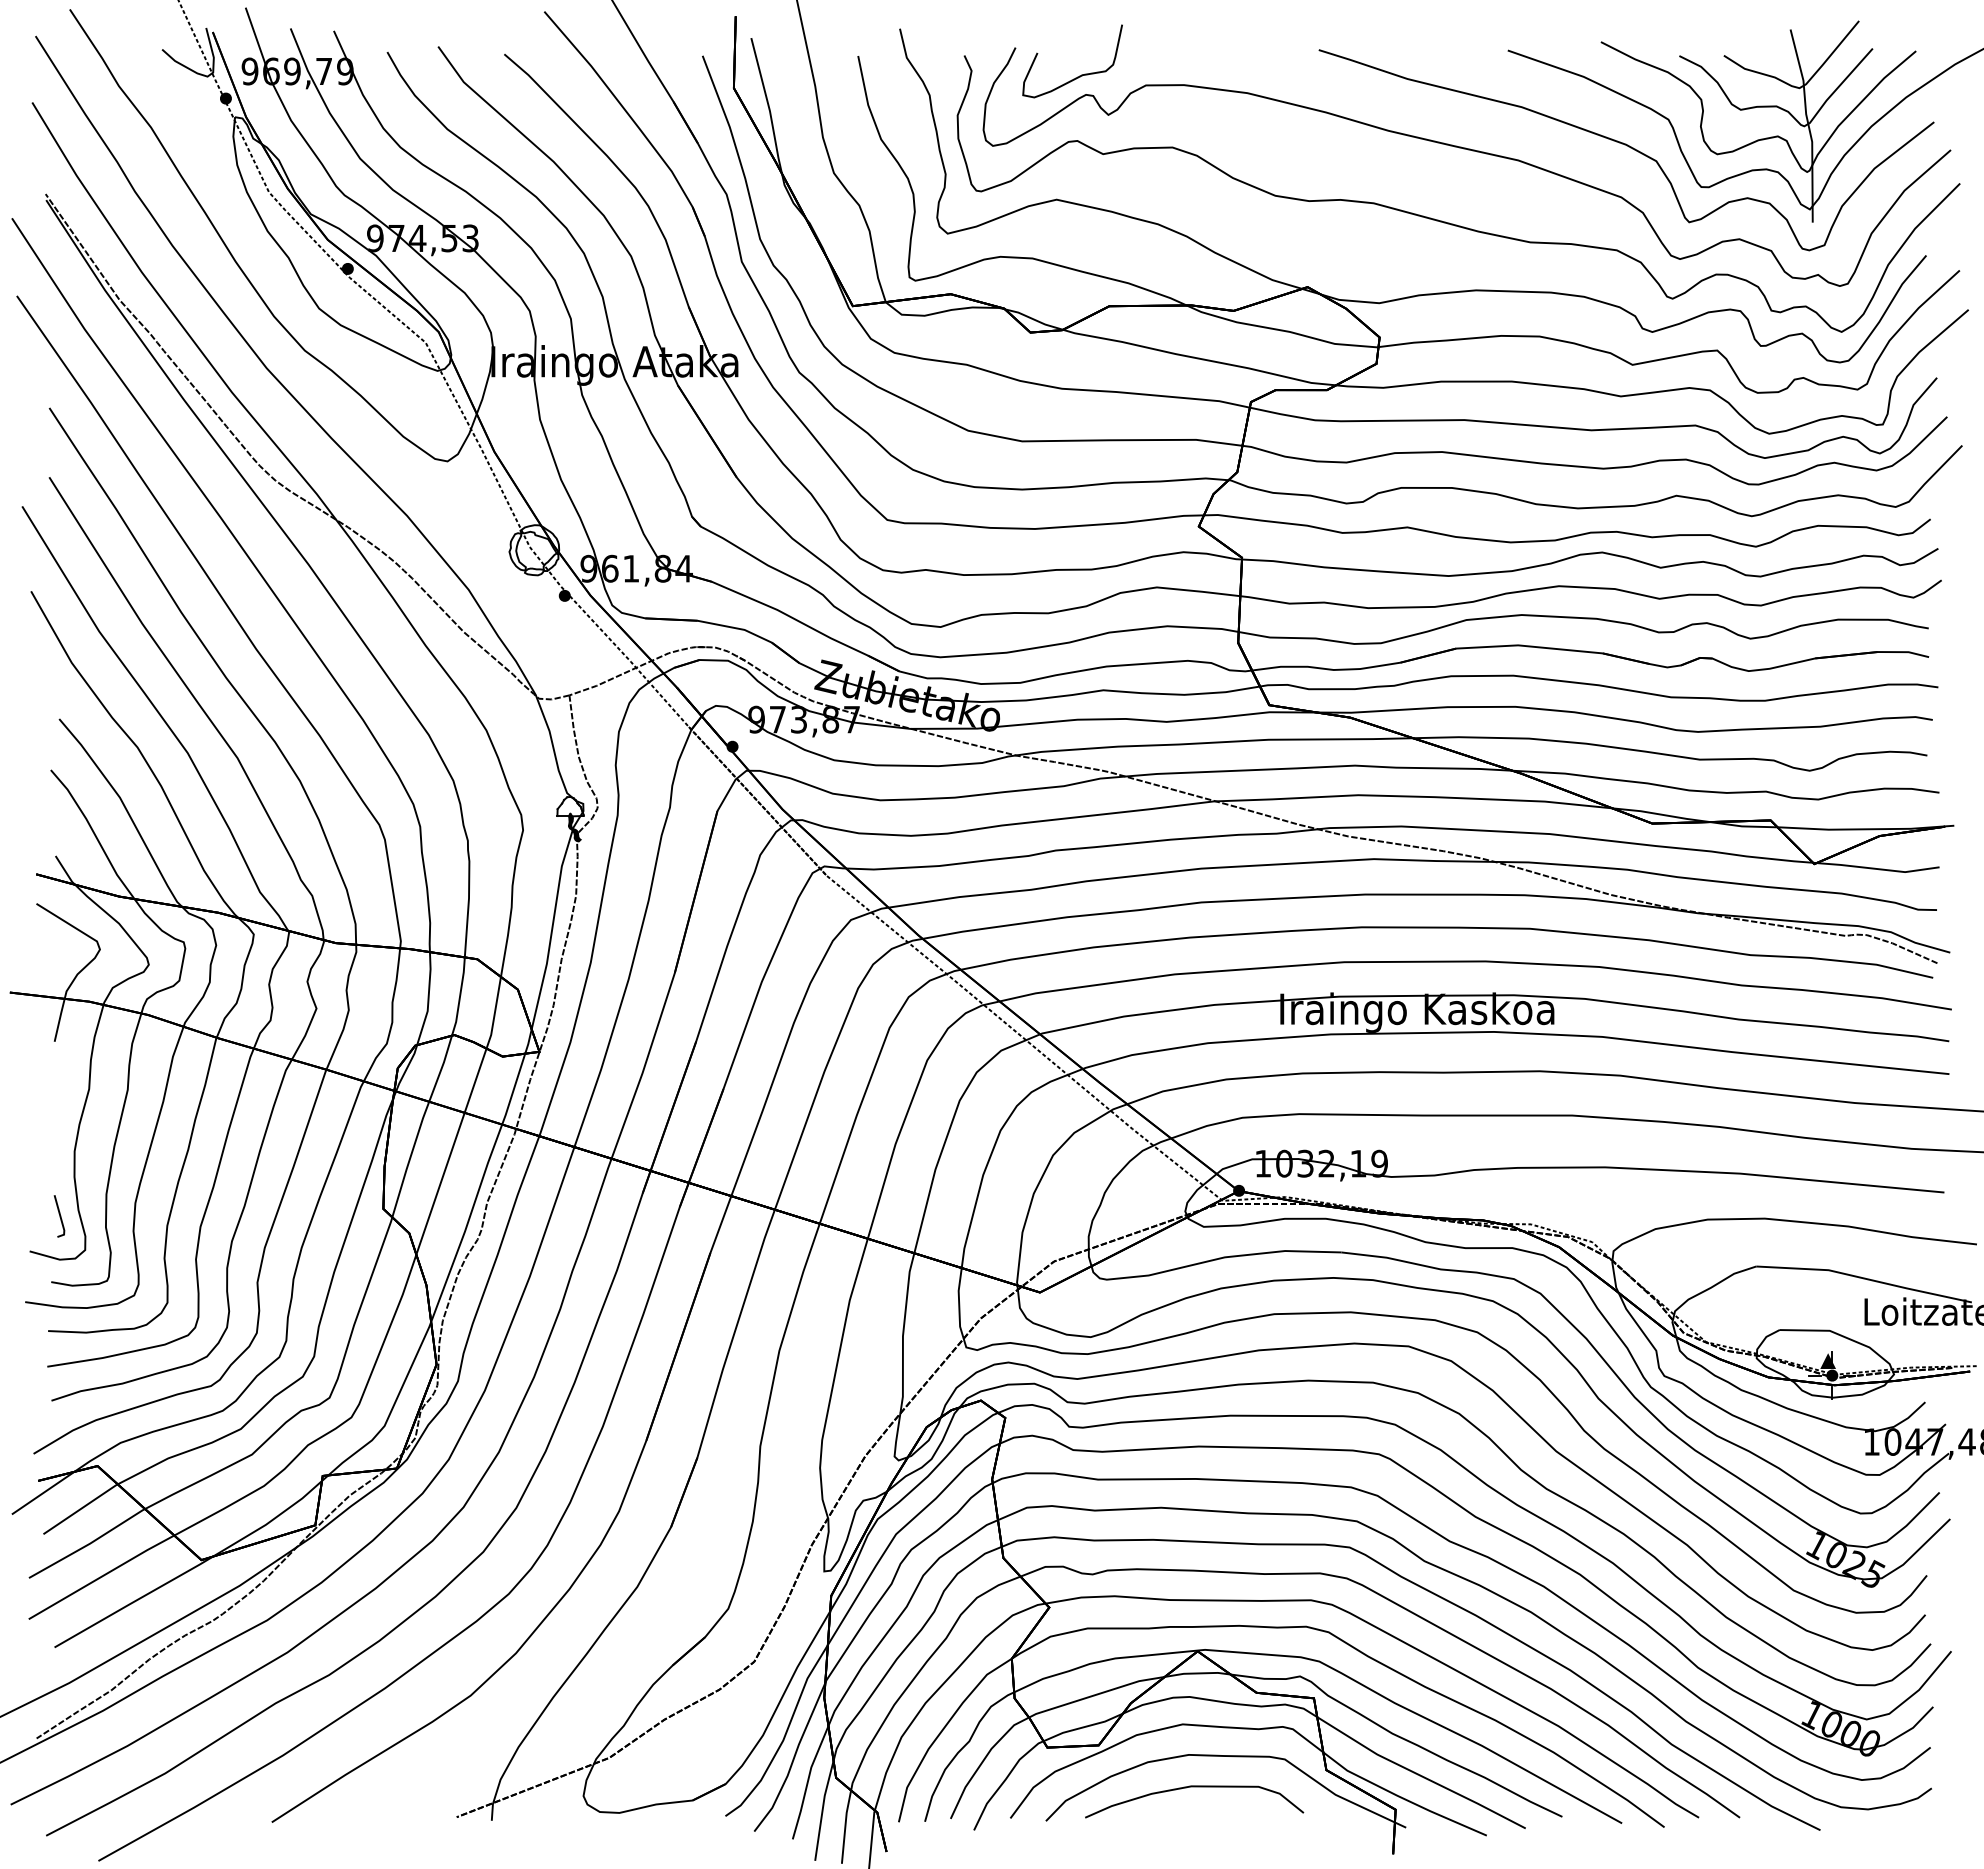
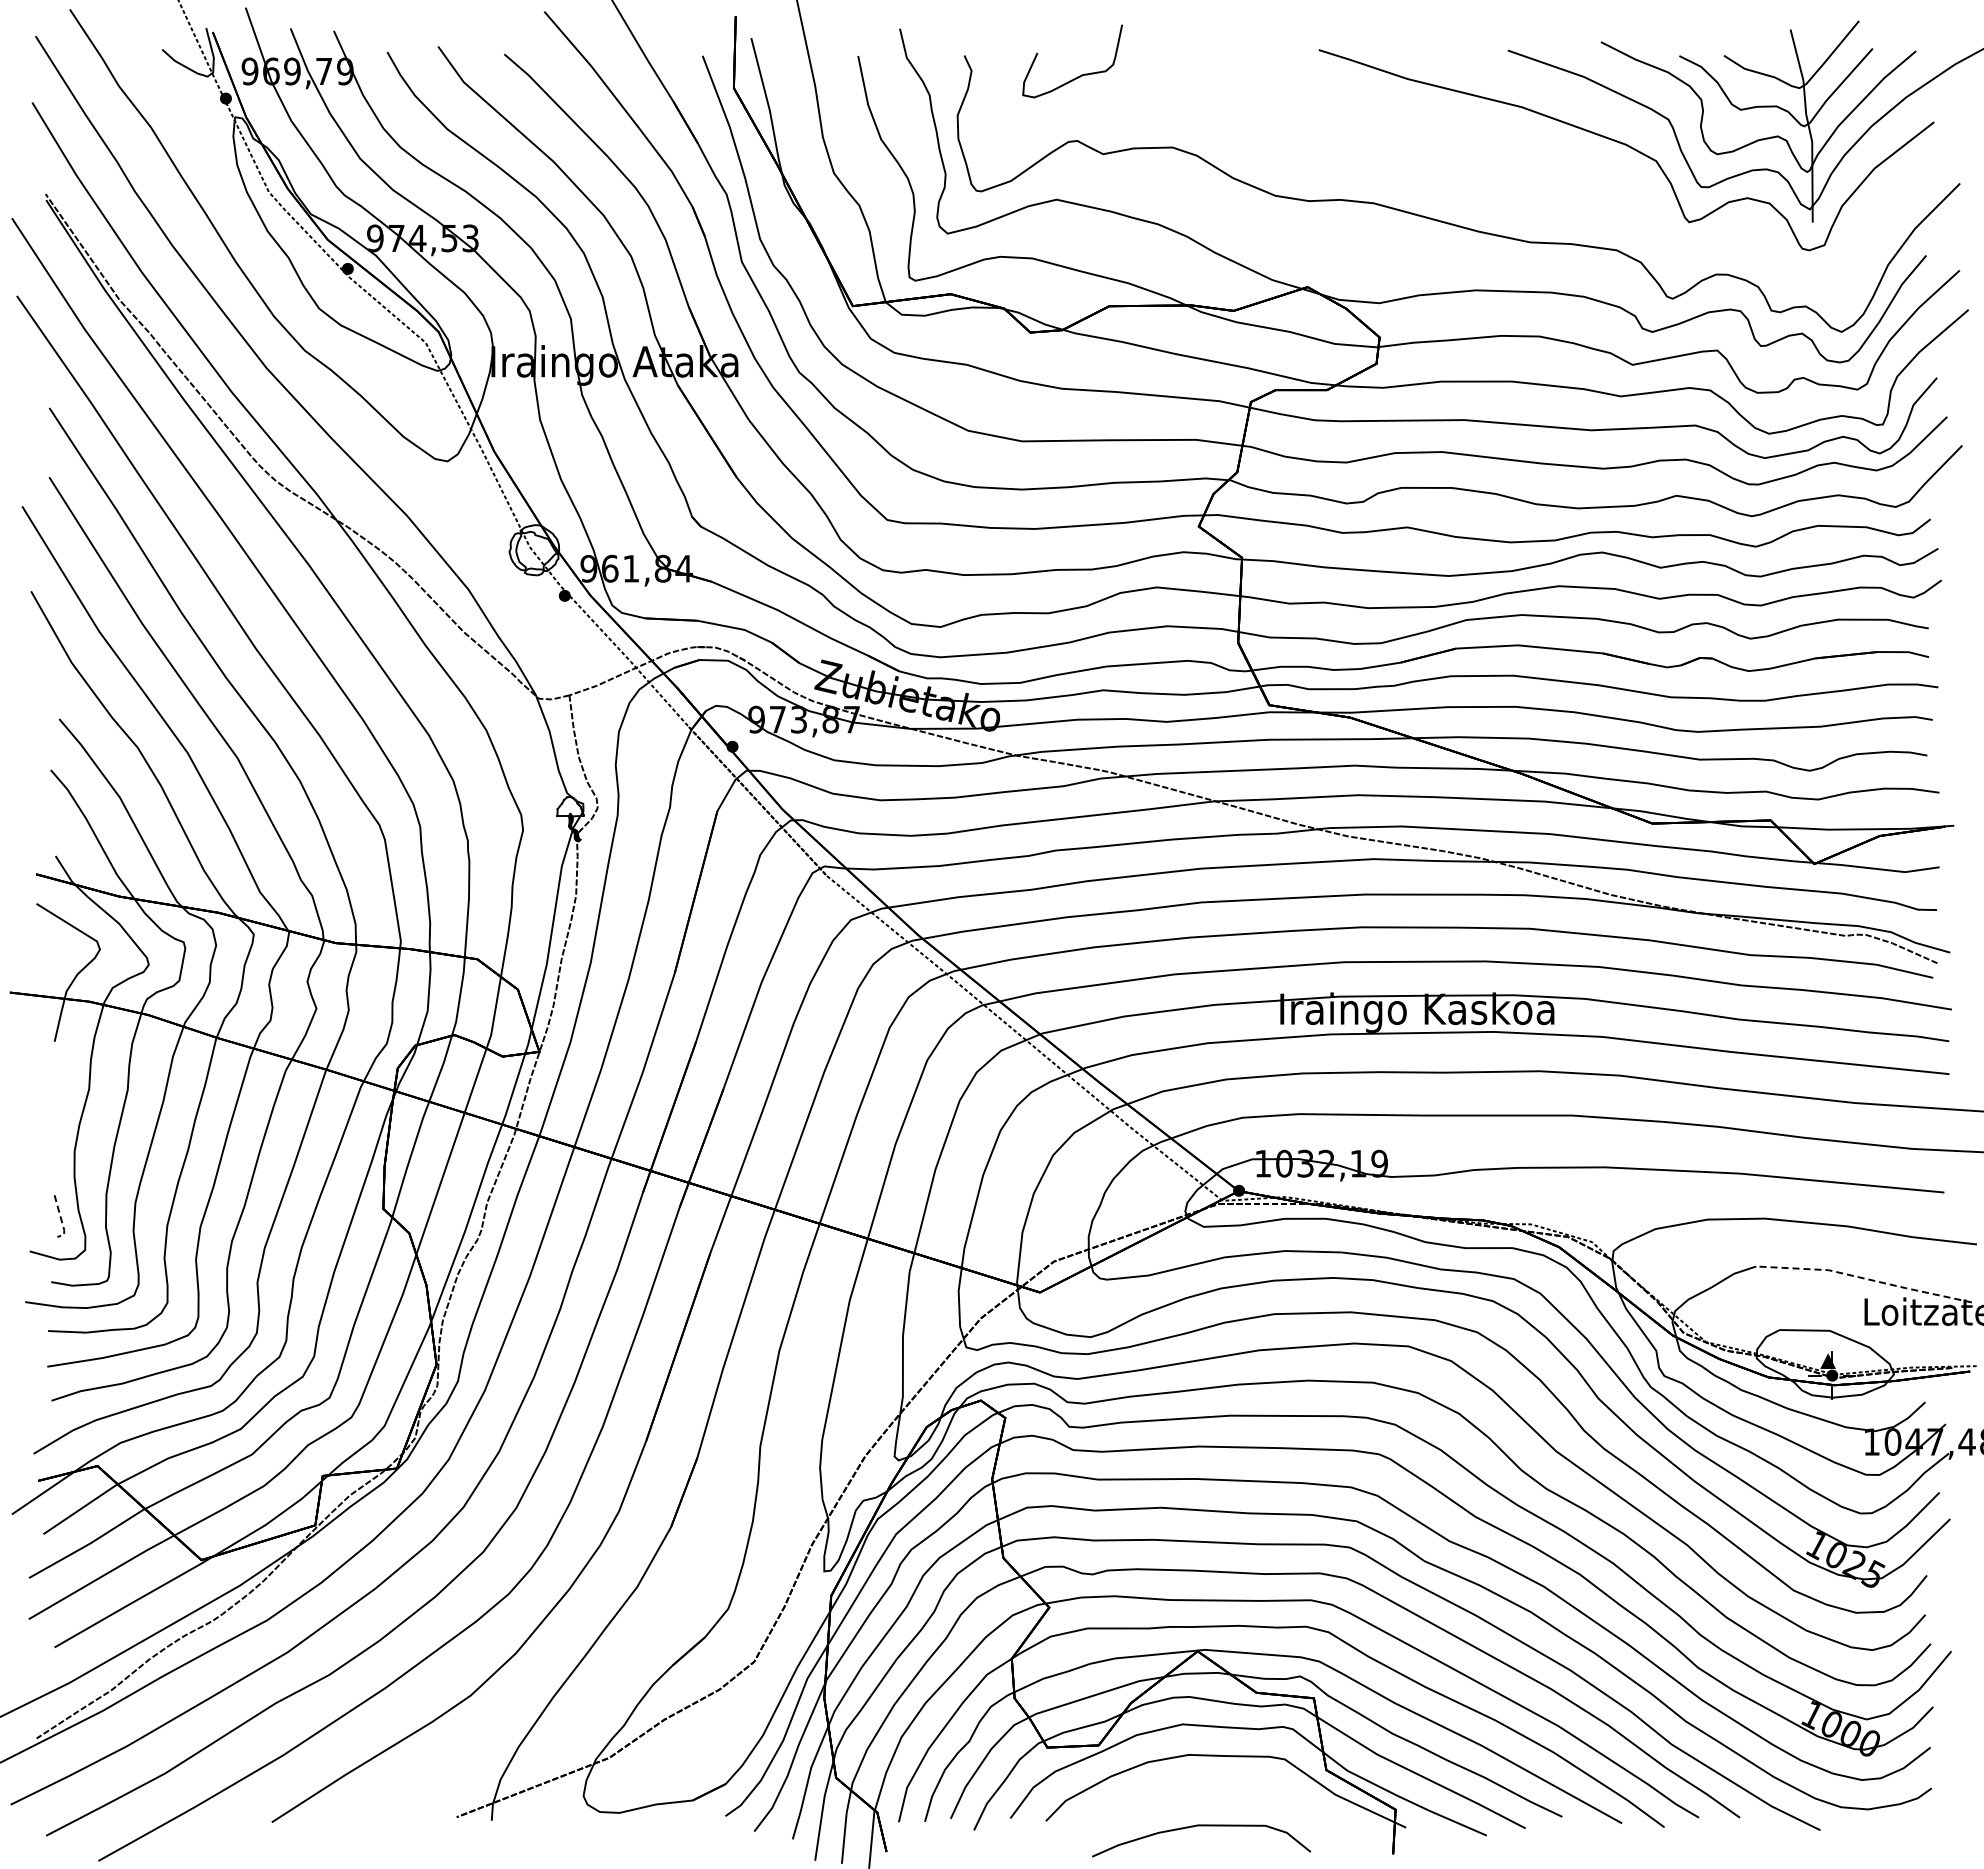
curve: present -> none (1468, 150)
line: solid -> dashed (61, 1219)
line: solid -> dashed (1864, 1278)
curve position: (1194, 1787) -> (1201, 1826) (1201, 1826)
